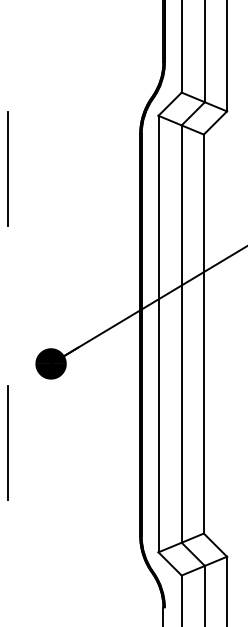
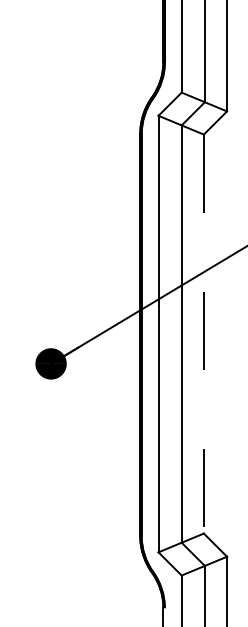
line: present -> none (7, 168)
line: solid -> dashed (203, 334)
line: present -> none (7, 442)
